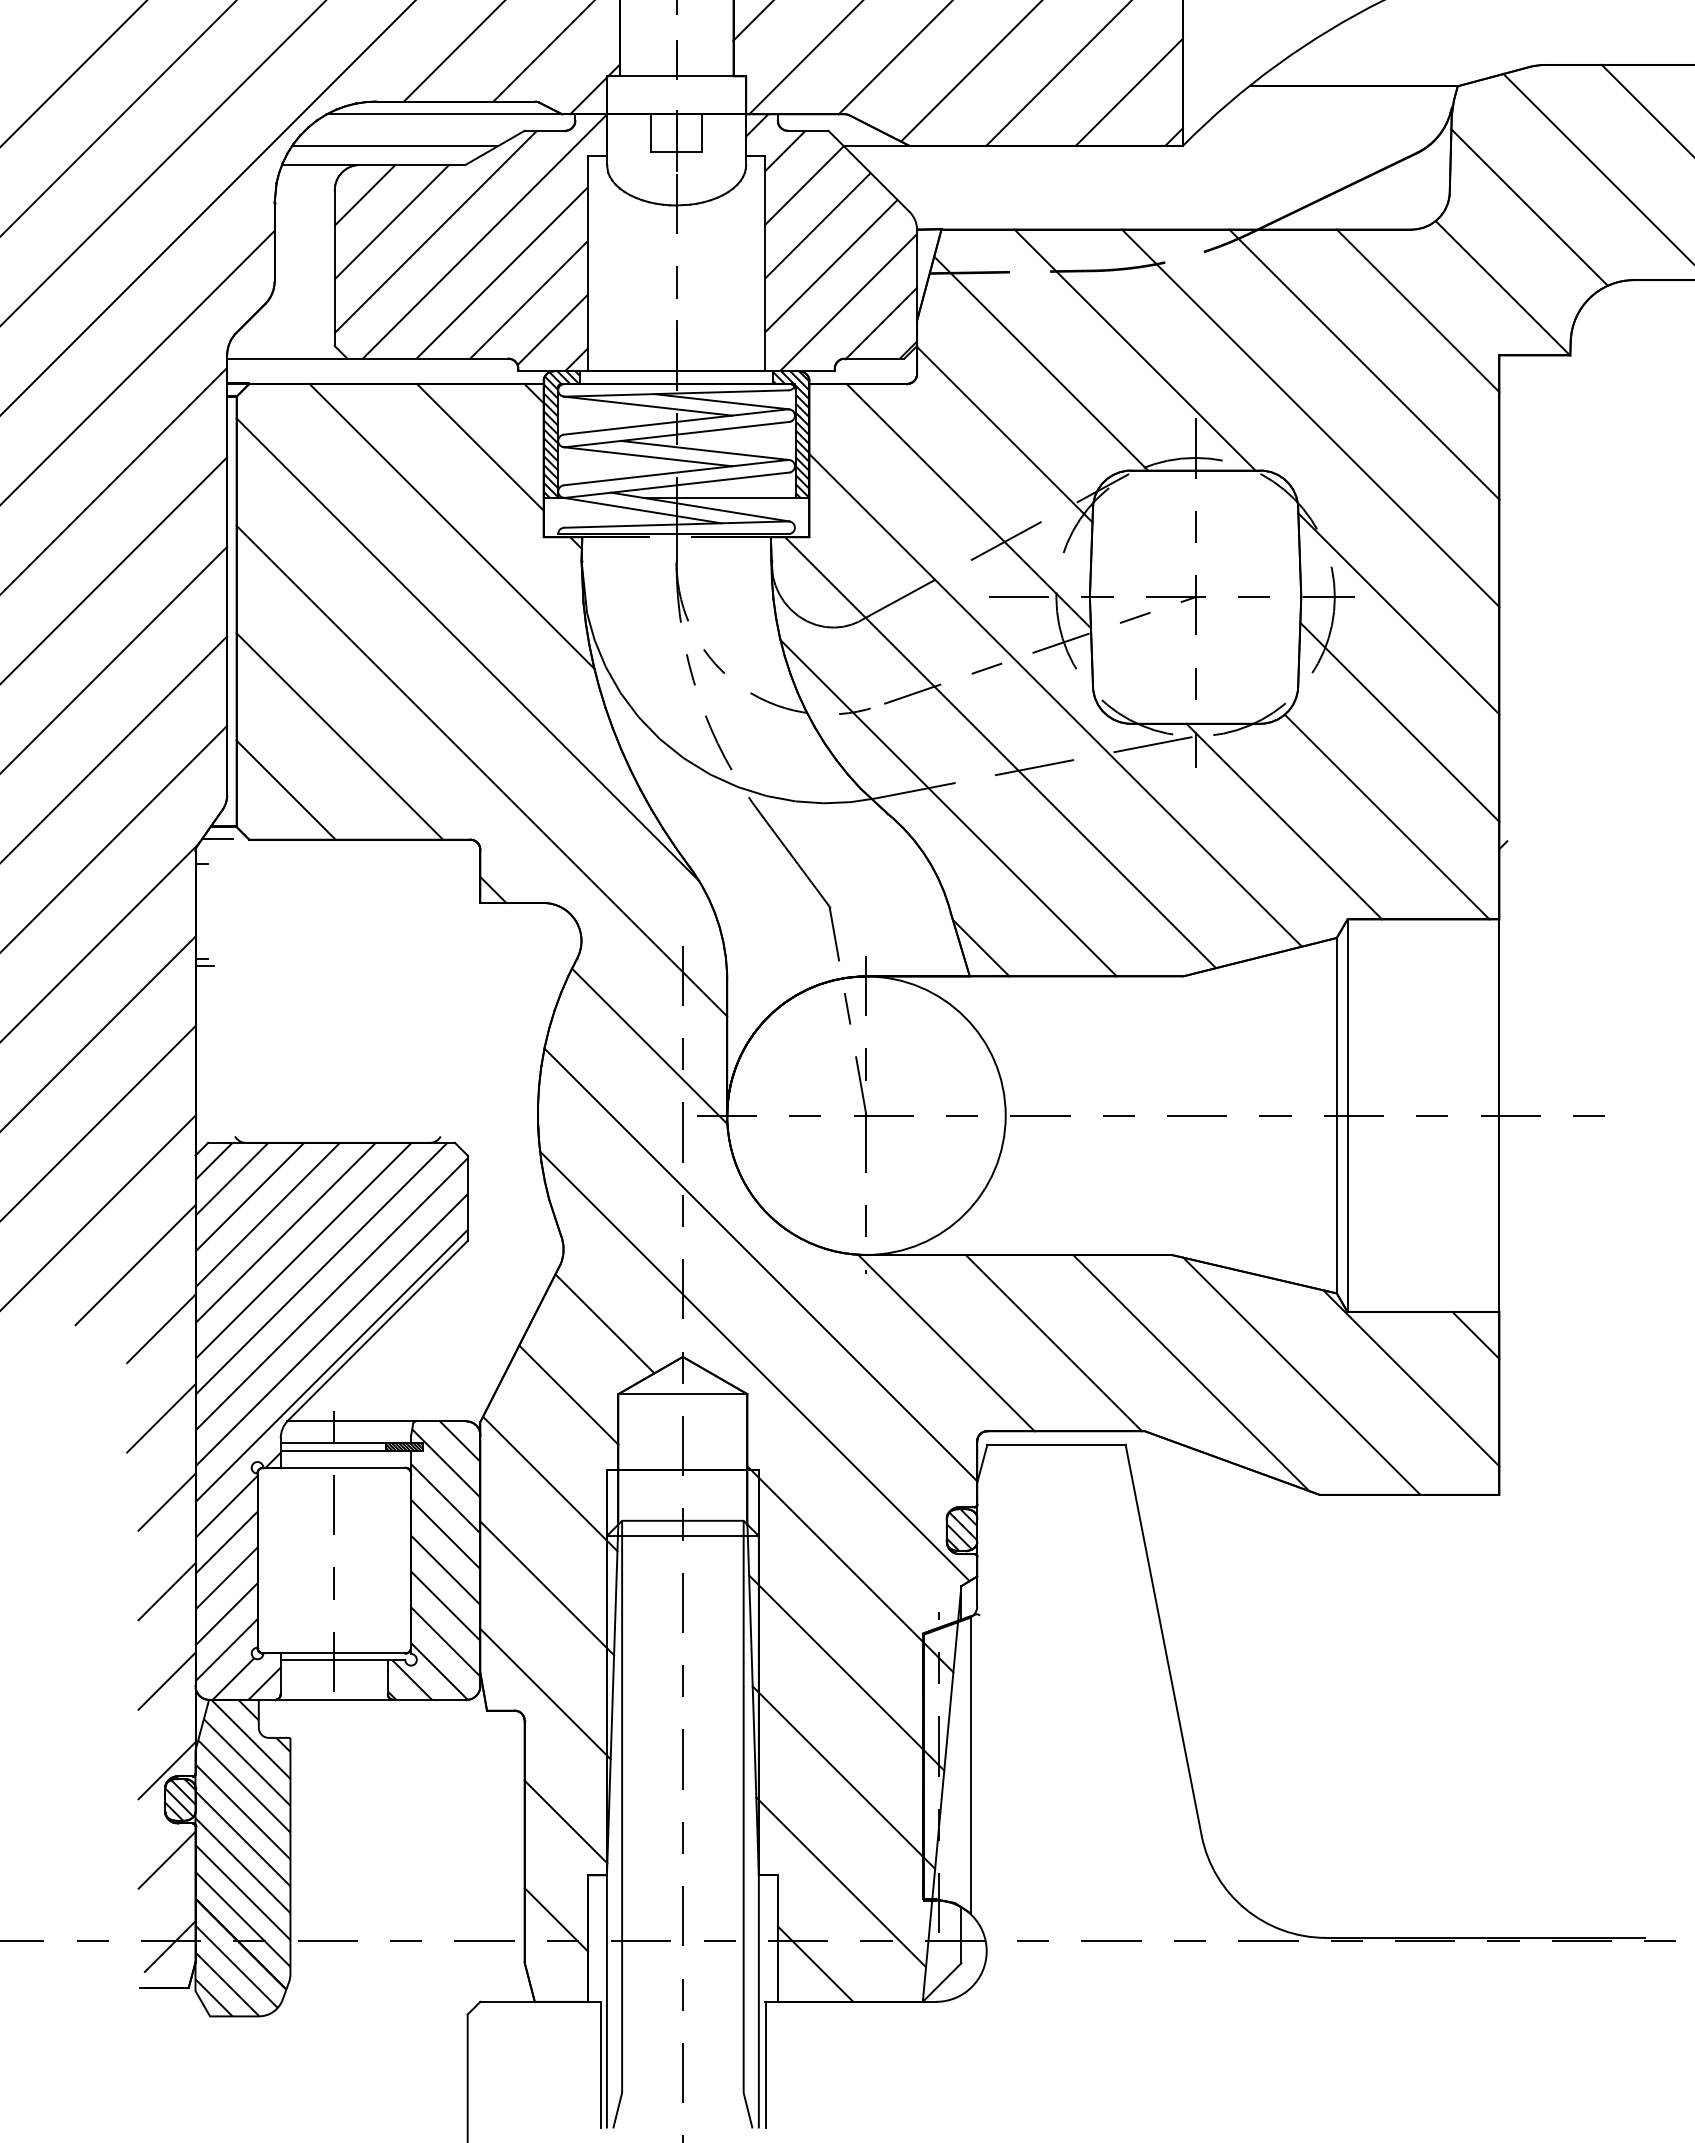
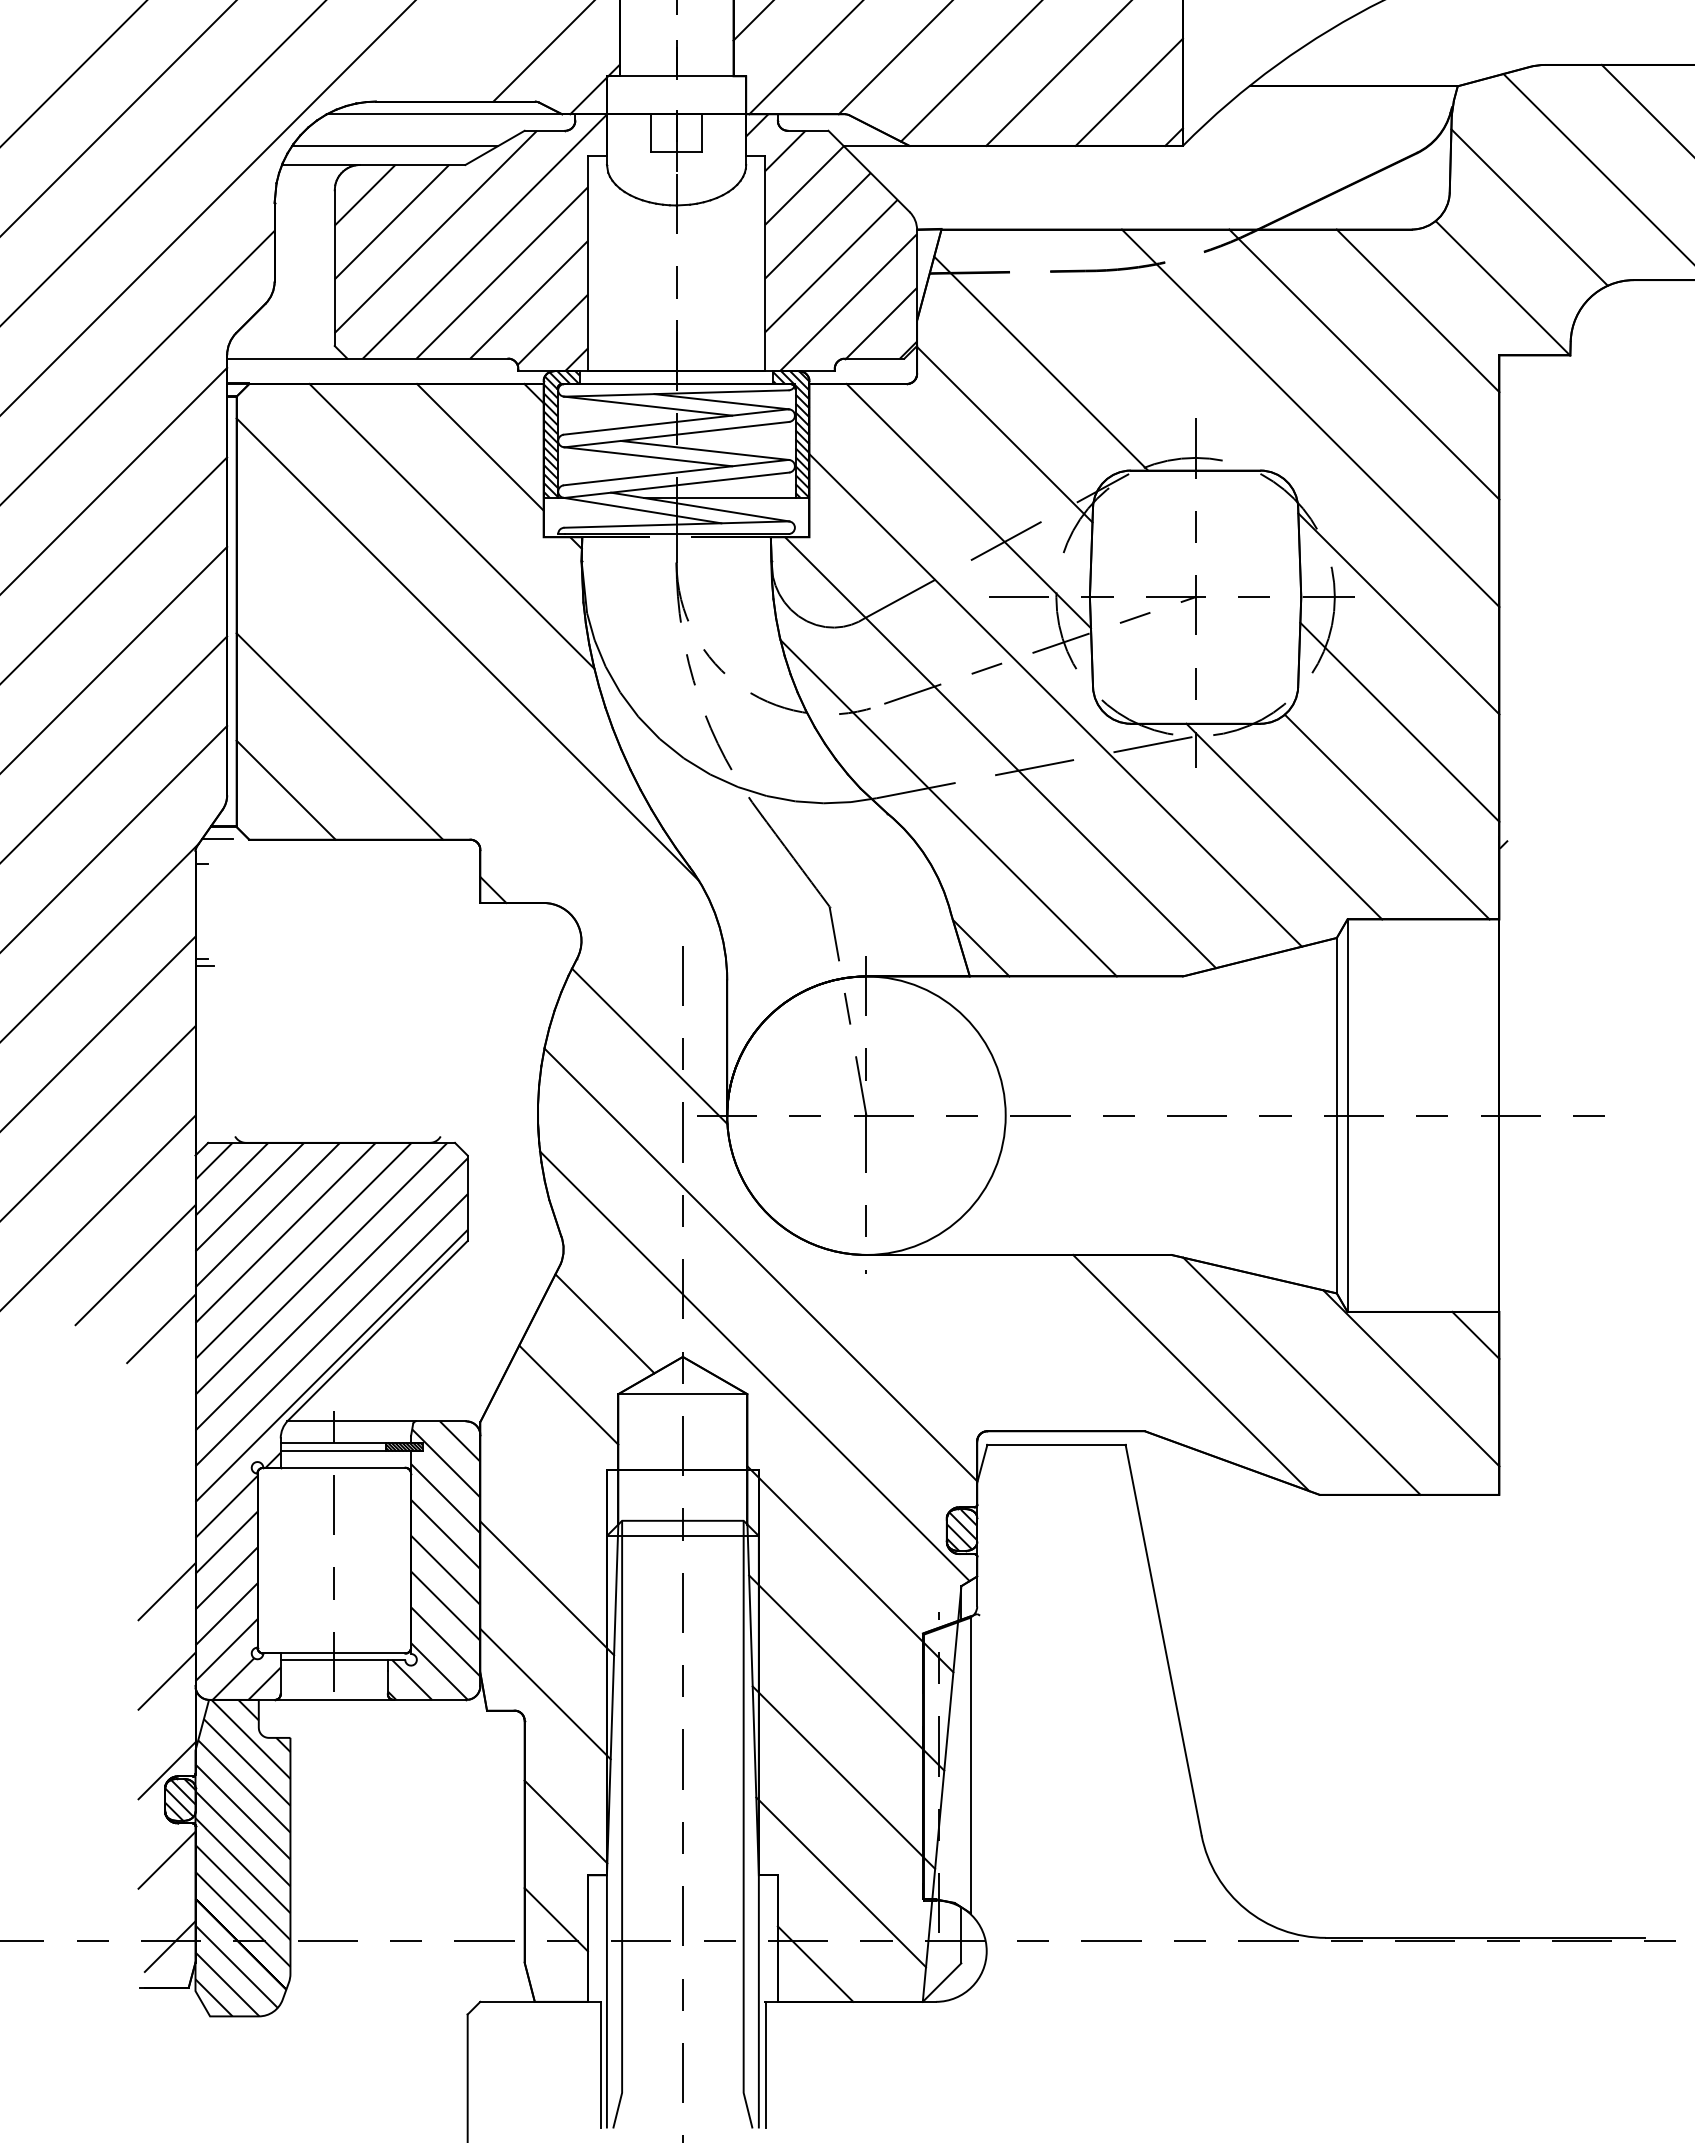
line: present -> none (453, 51)
line: present -> none (1134, 349)
line: present -> none (481, 770)
line: present -> none (946, 1342)
line: present -> none (1053, 1342)
line: present -> none (161, 1418)
line: present -> none (550, 1483)
line: present -> none (166, 1501)
